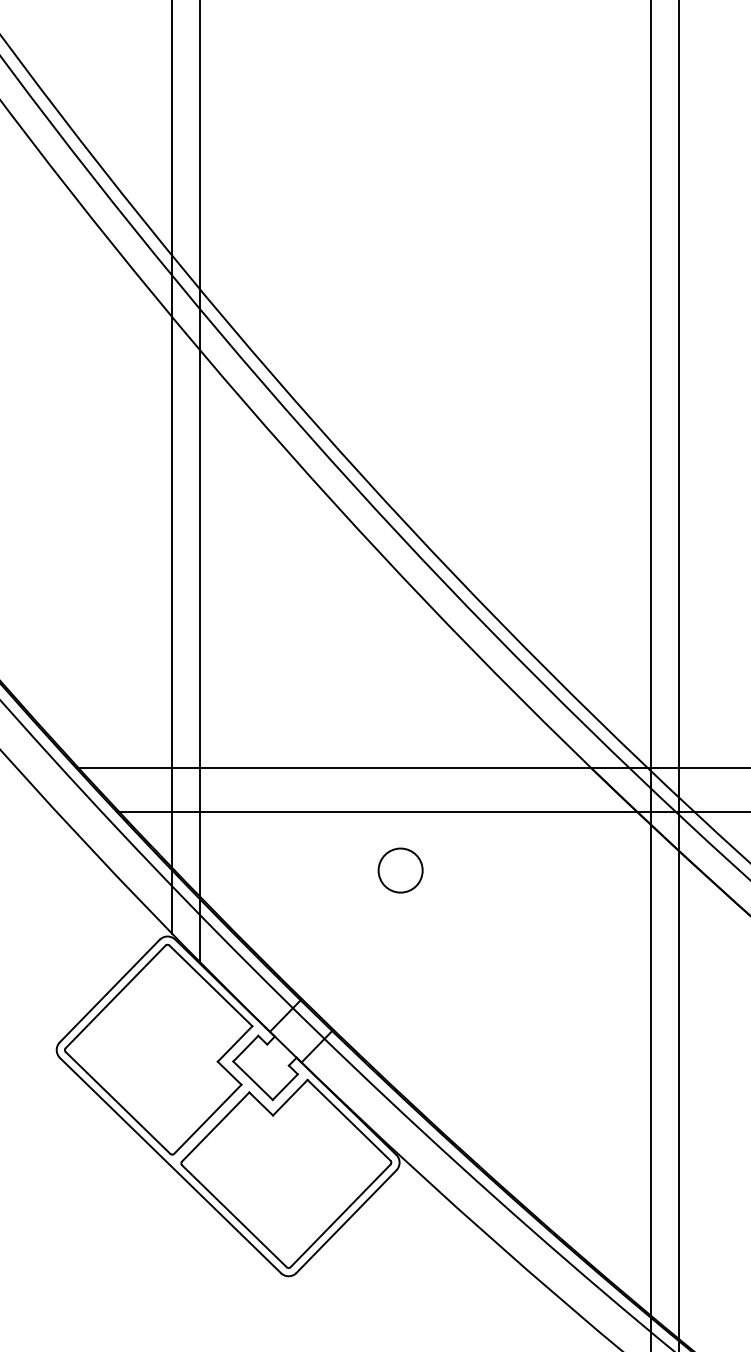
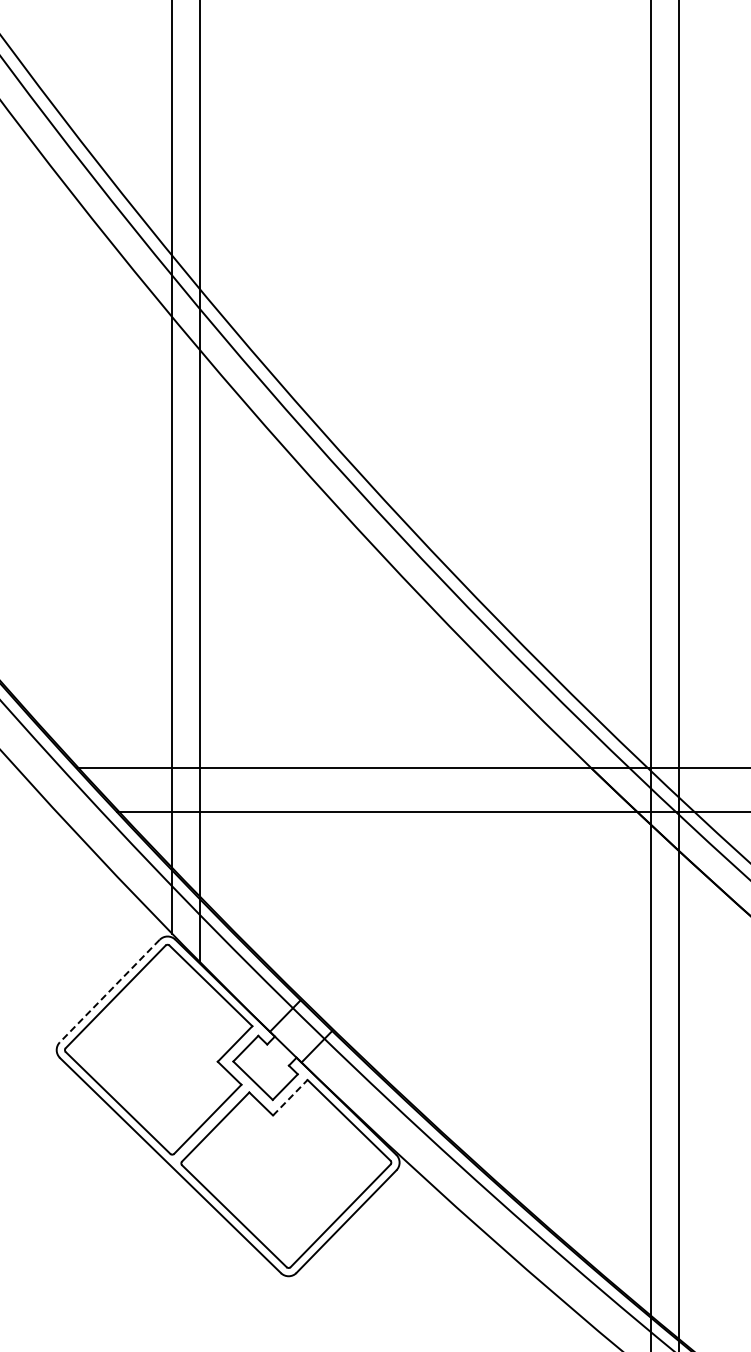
circle: present -> none (400, 870)
line: solid -> dashed (109, 991)
line: solid -> dashed (290, 1097)
